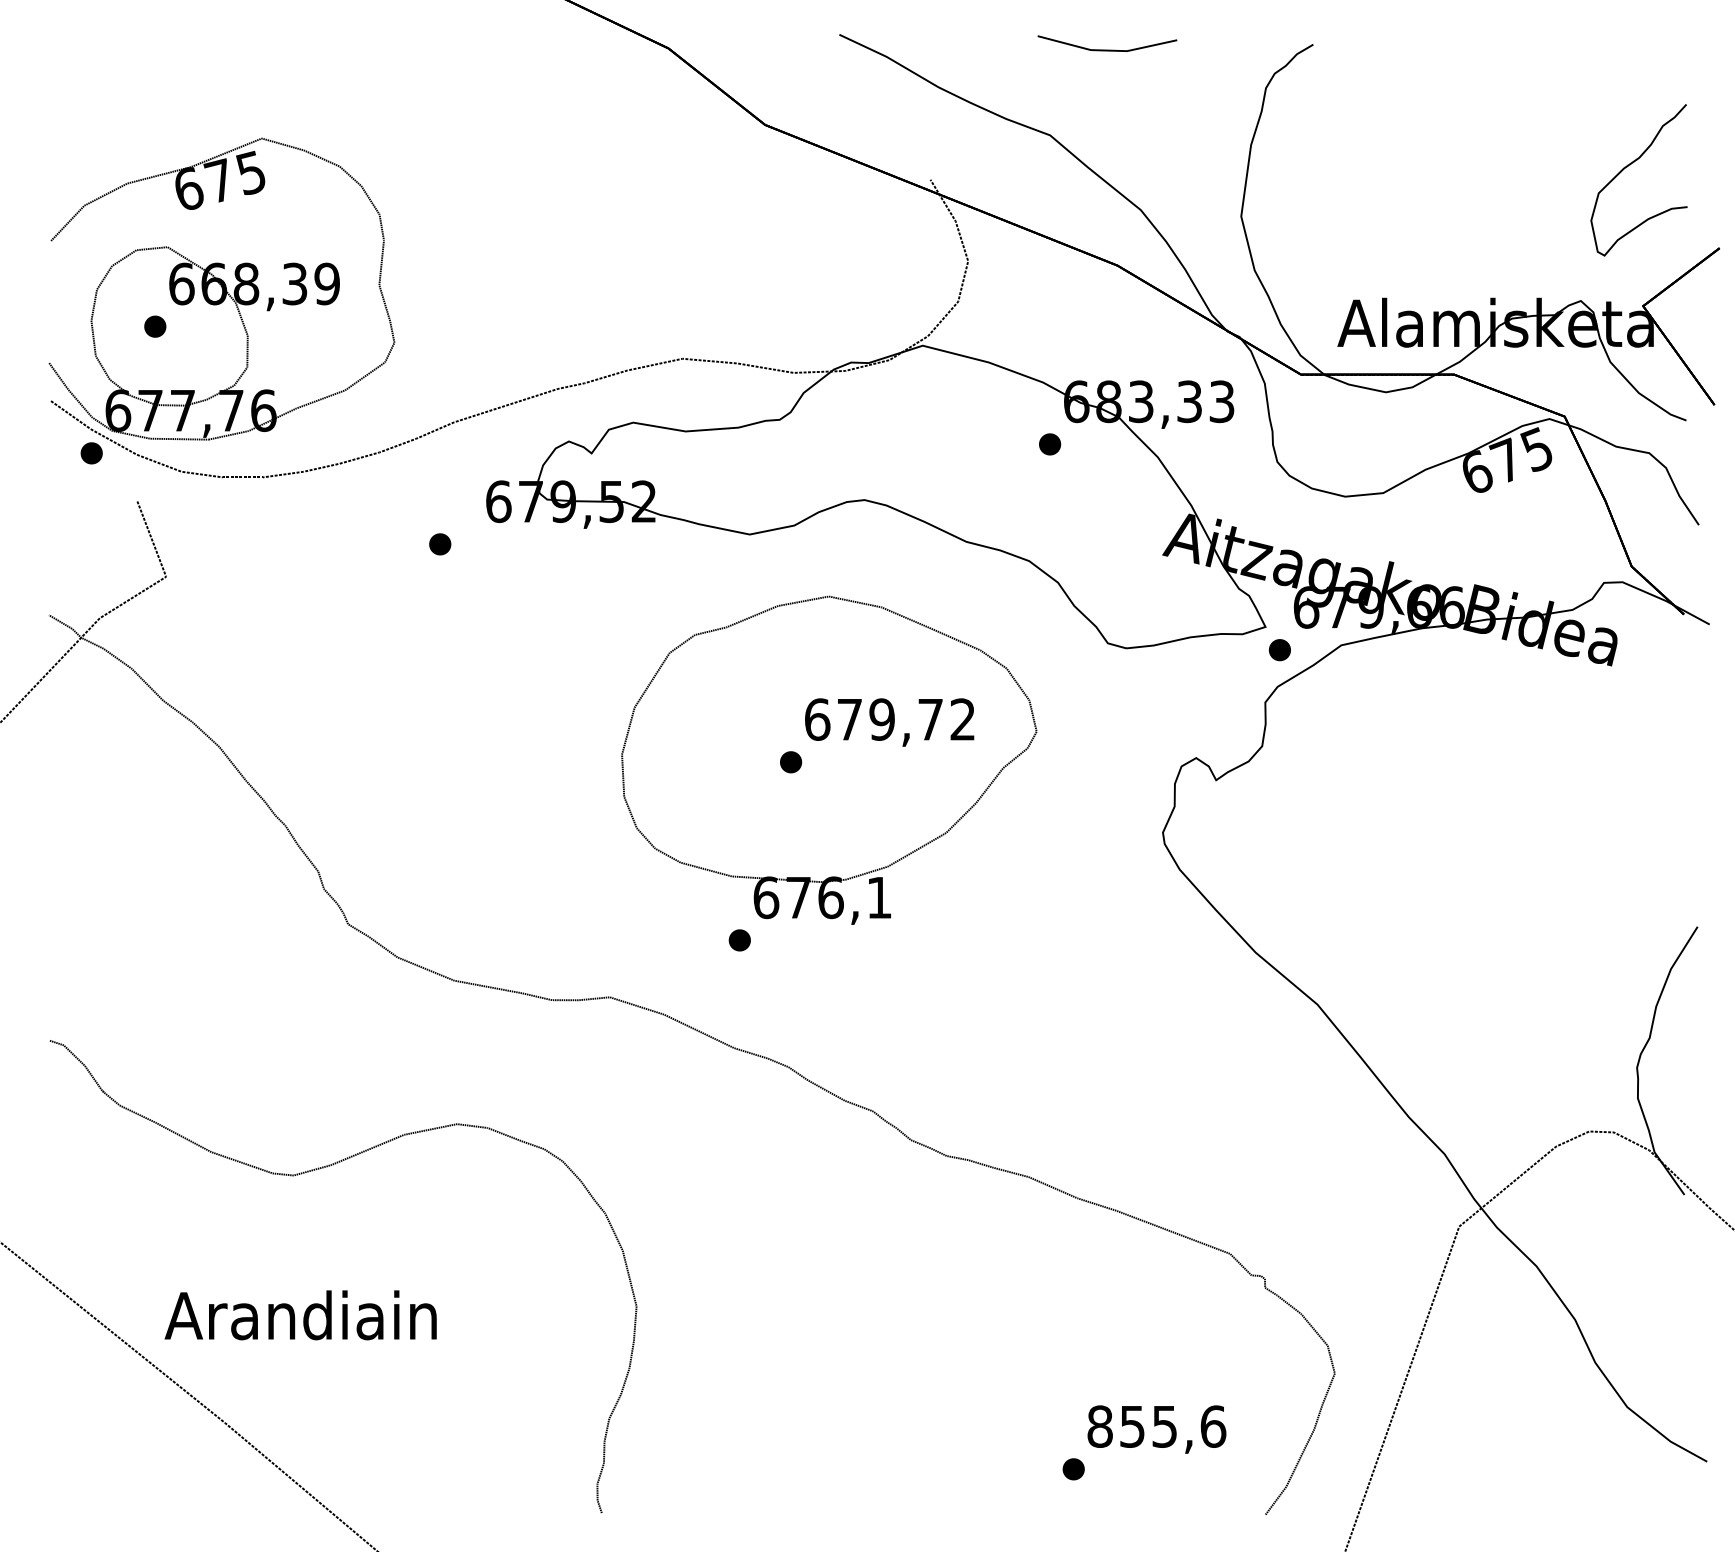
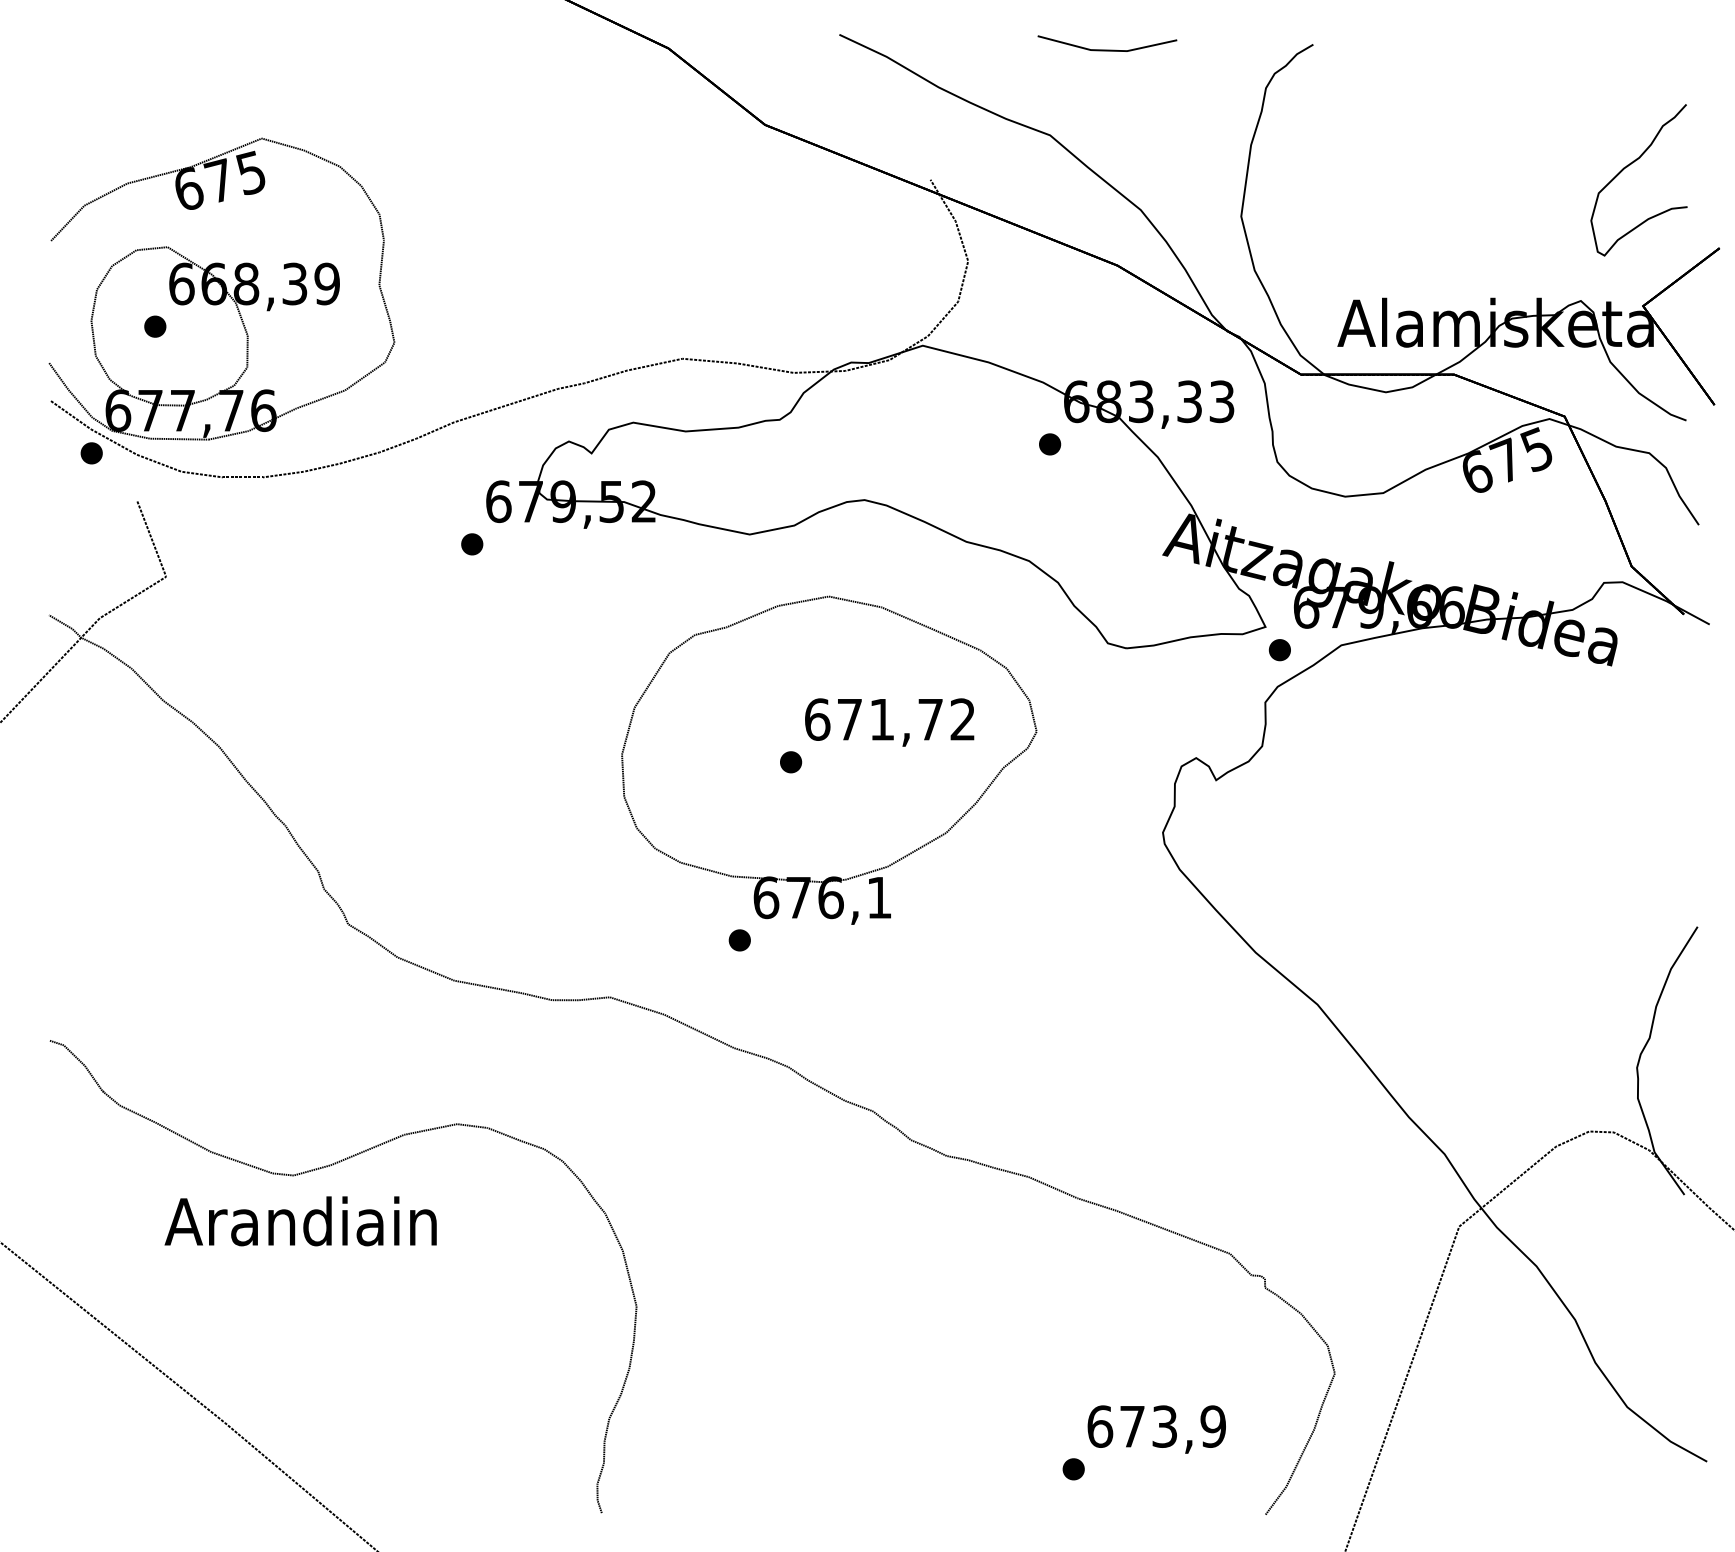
part position: (440, 544) -> (472, 544) (472, 544)
text: 679,72 -> 671,72 (881, 719)
text position: (300, 1315) -> (300, 1221) (300, 1221)
text: 855,6 -> 673,9 (1156, 1426)
